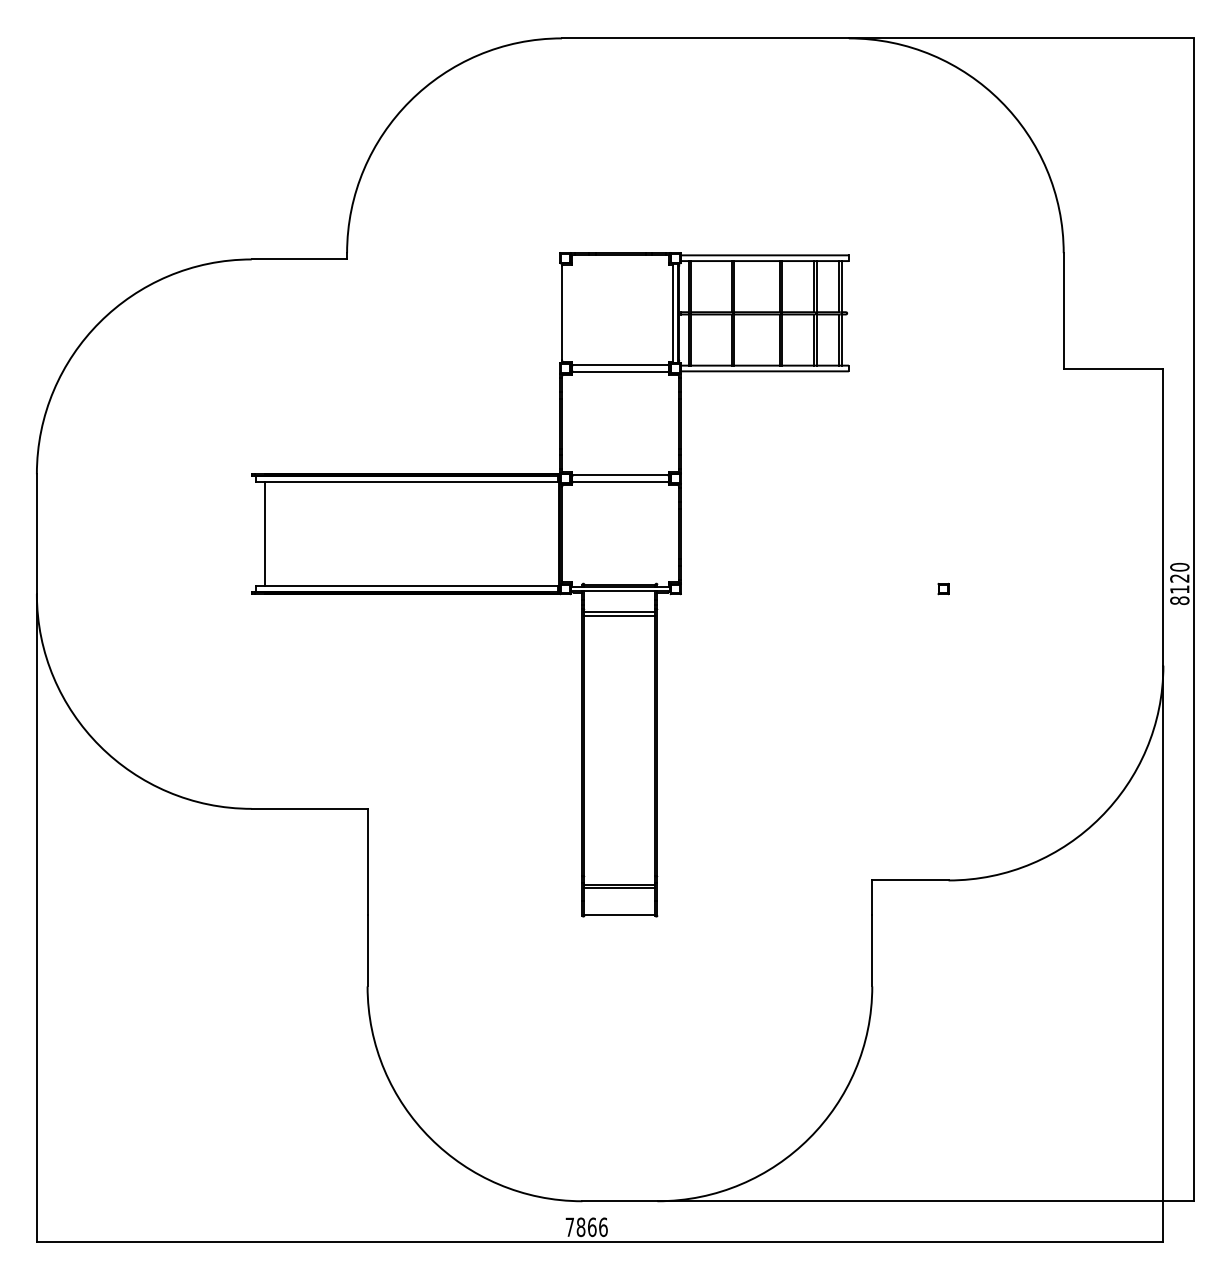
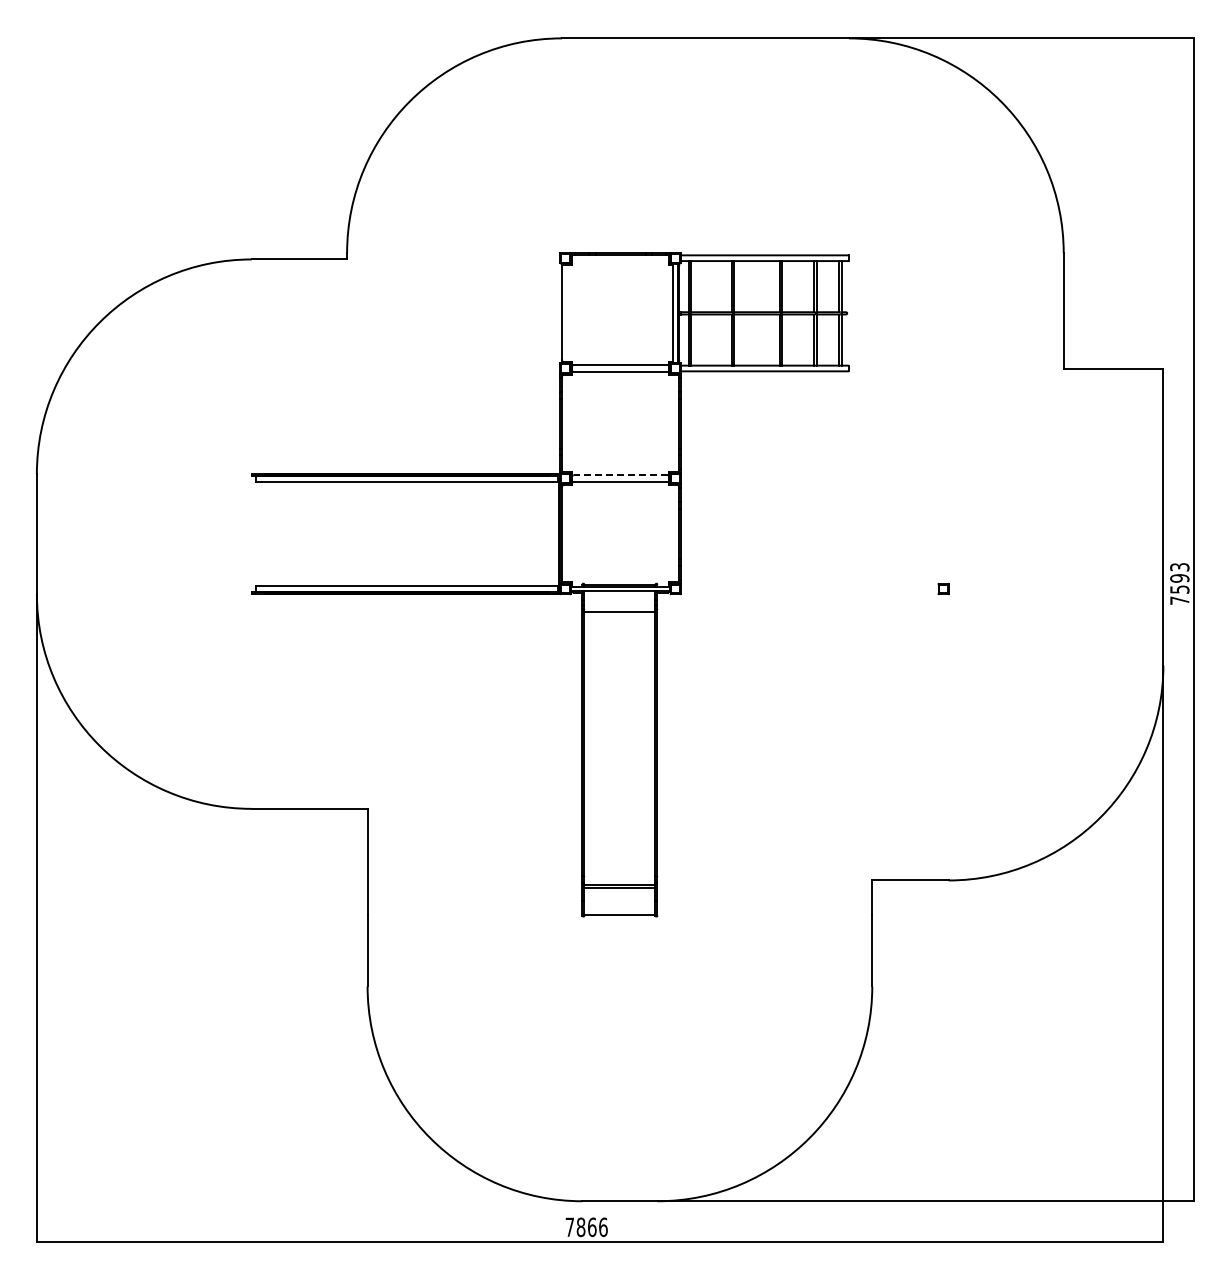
line: solid -> dashed (620, 475)
line: present -> none (265, 533)
text: 8120 -> 7593 (1179, 583)
line: present -> none (619, 616)
